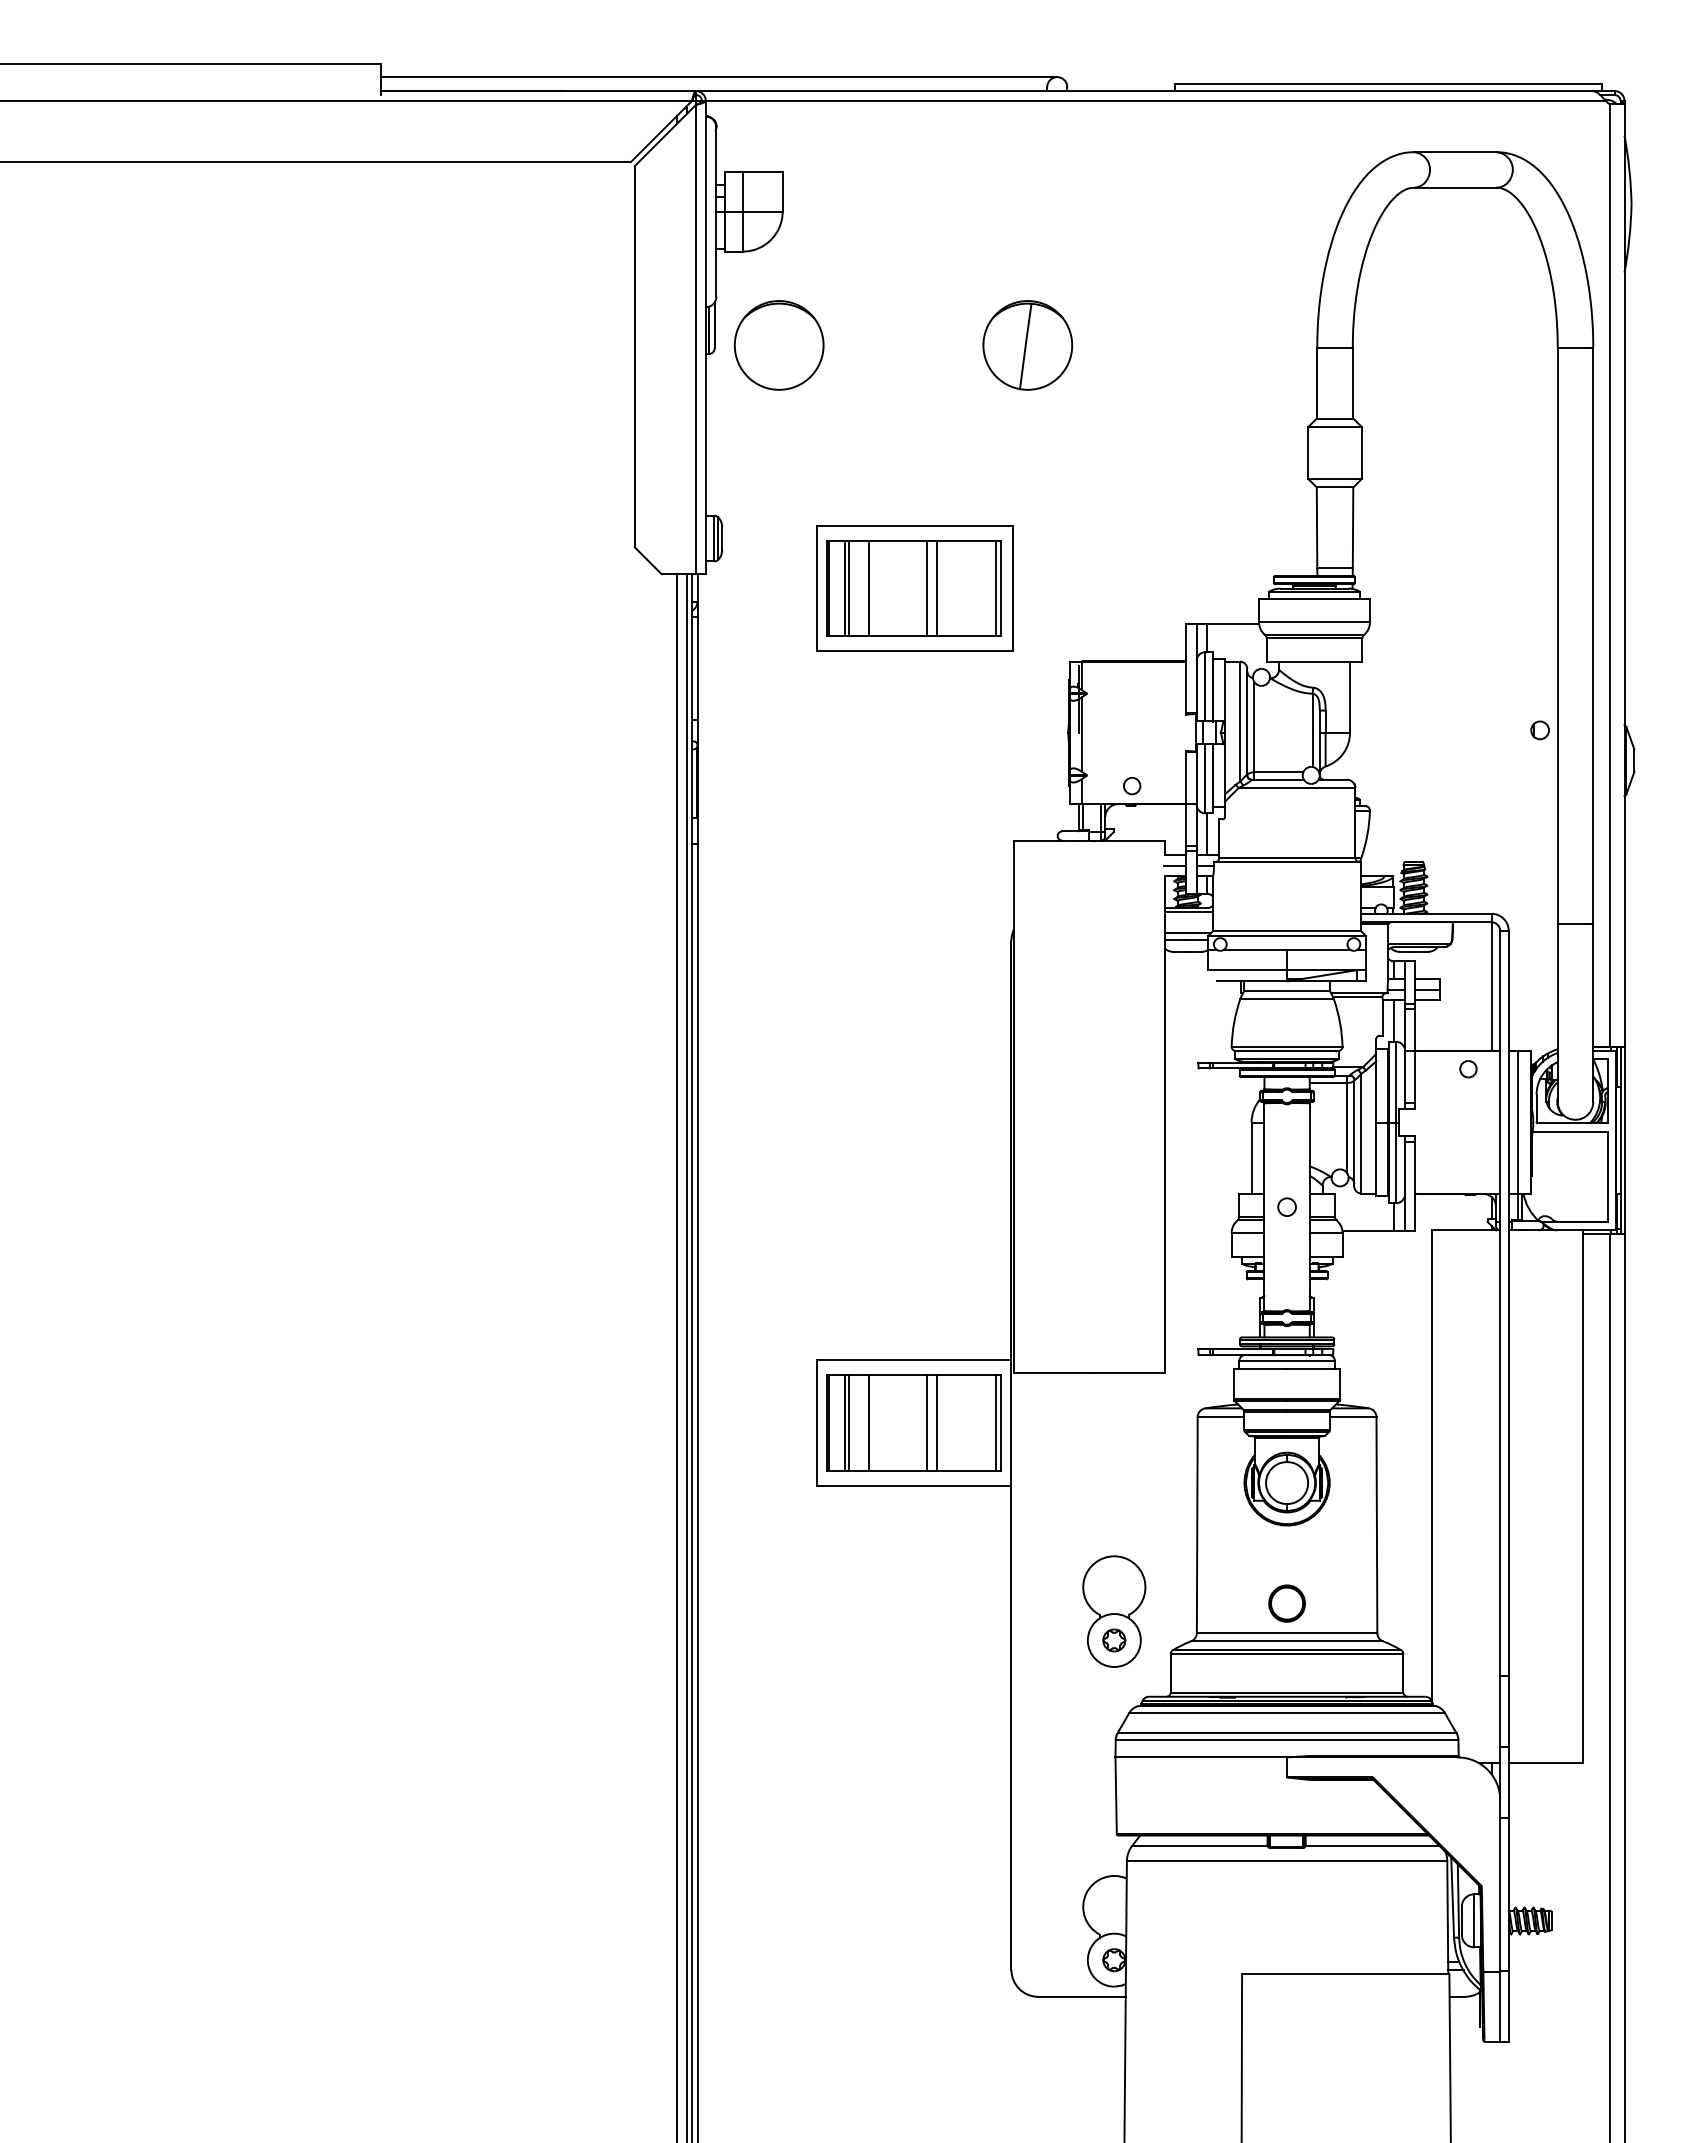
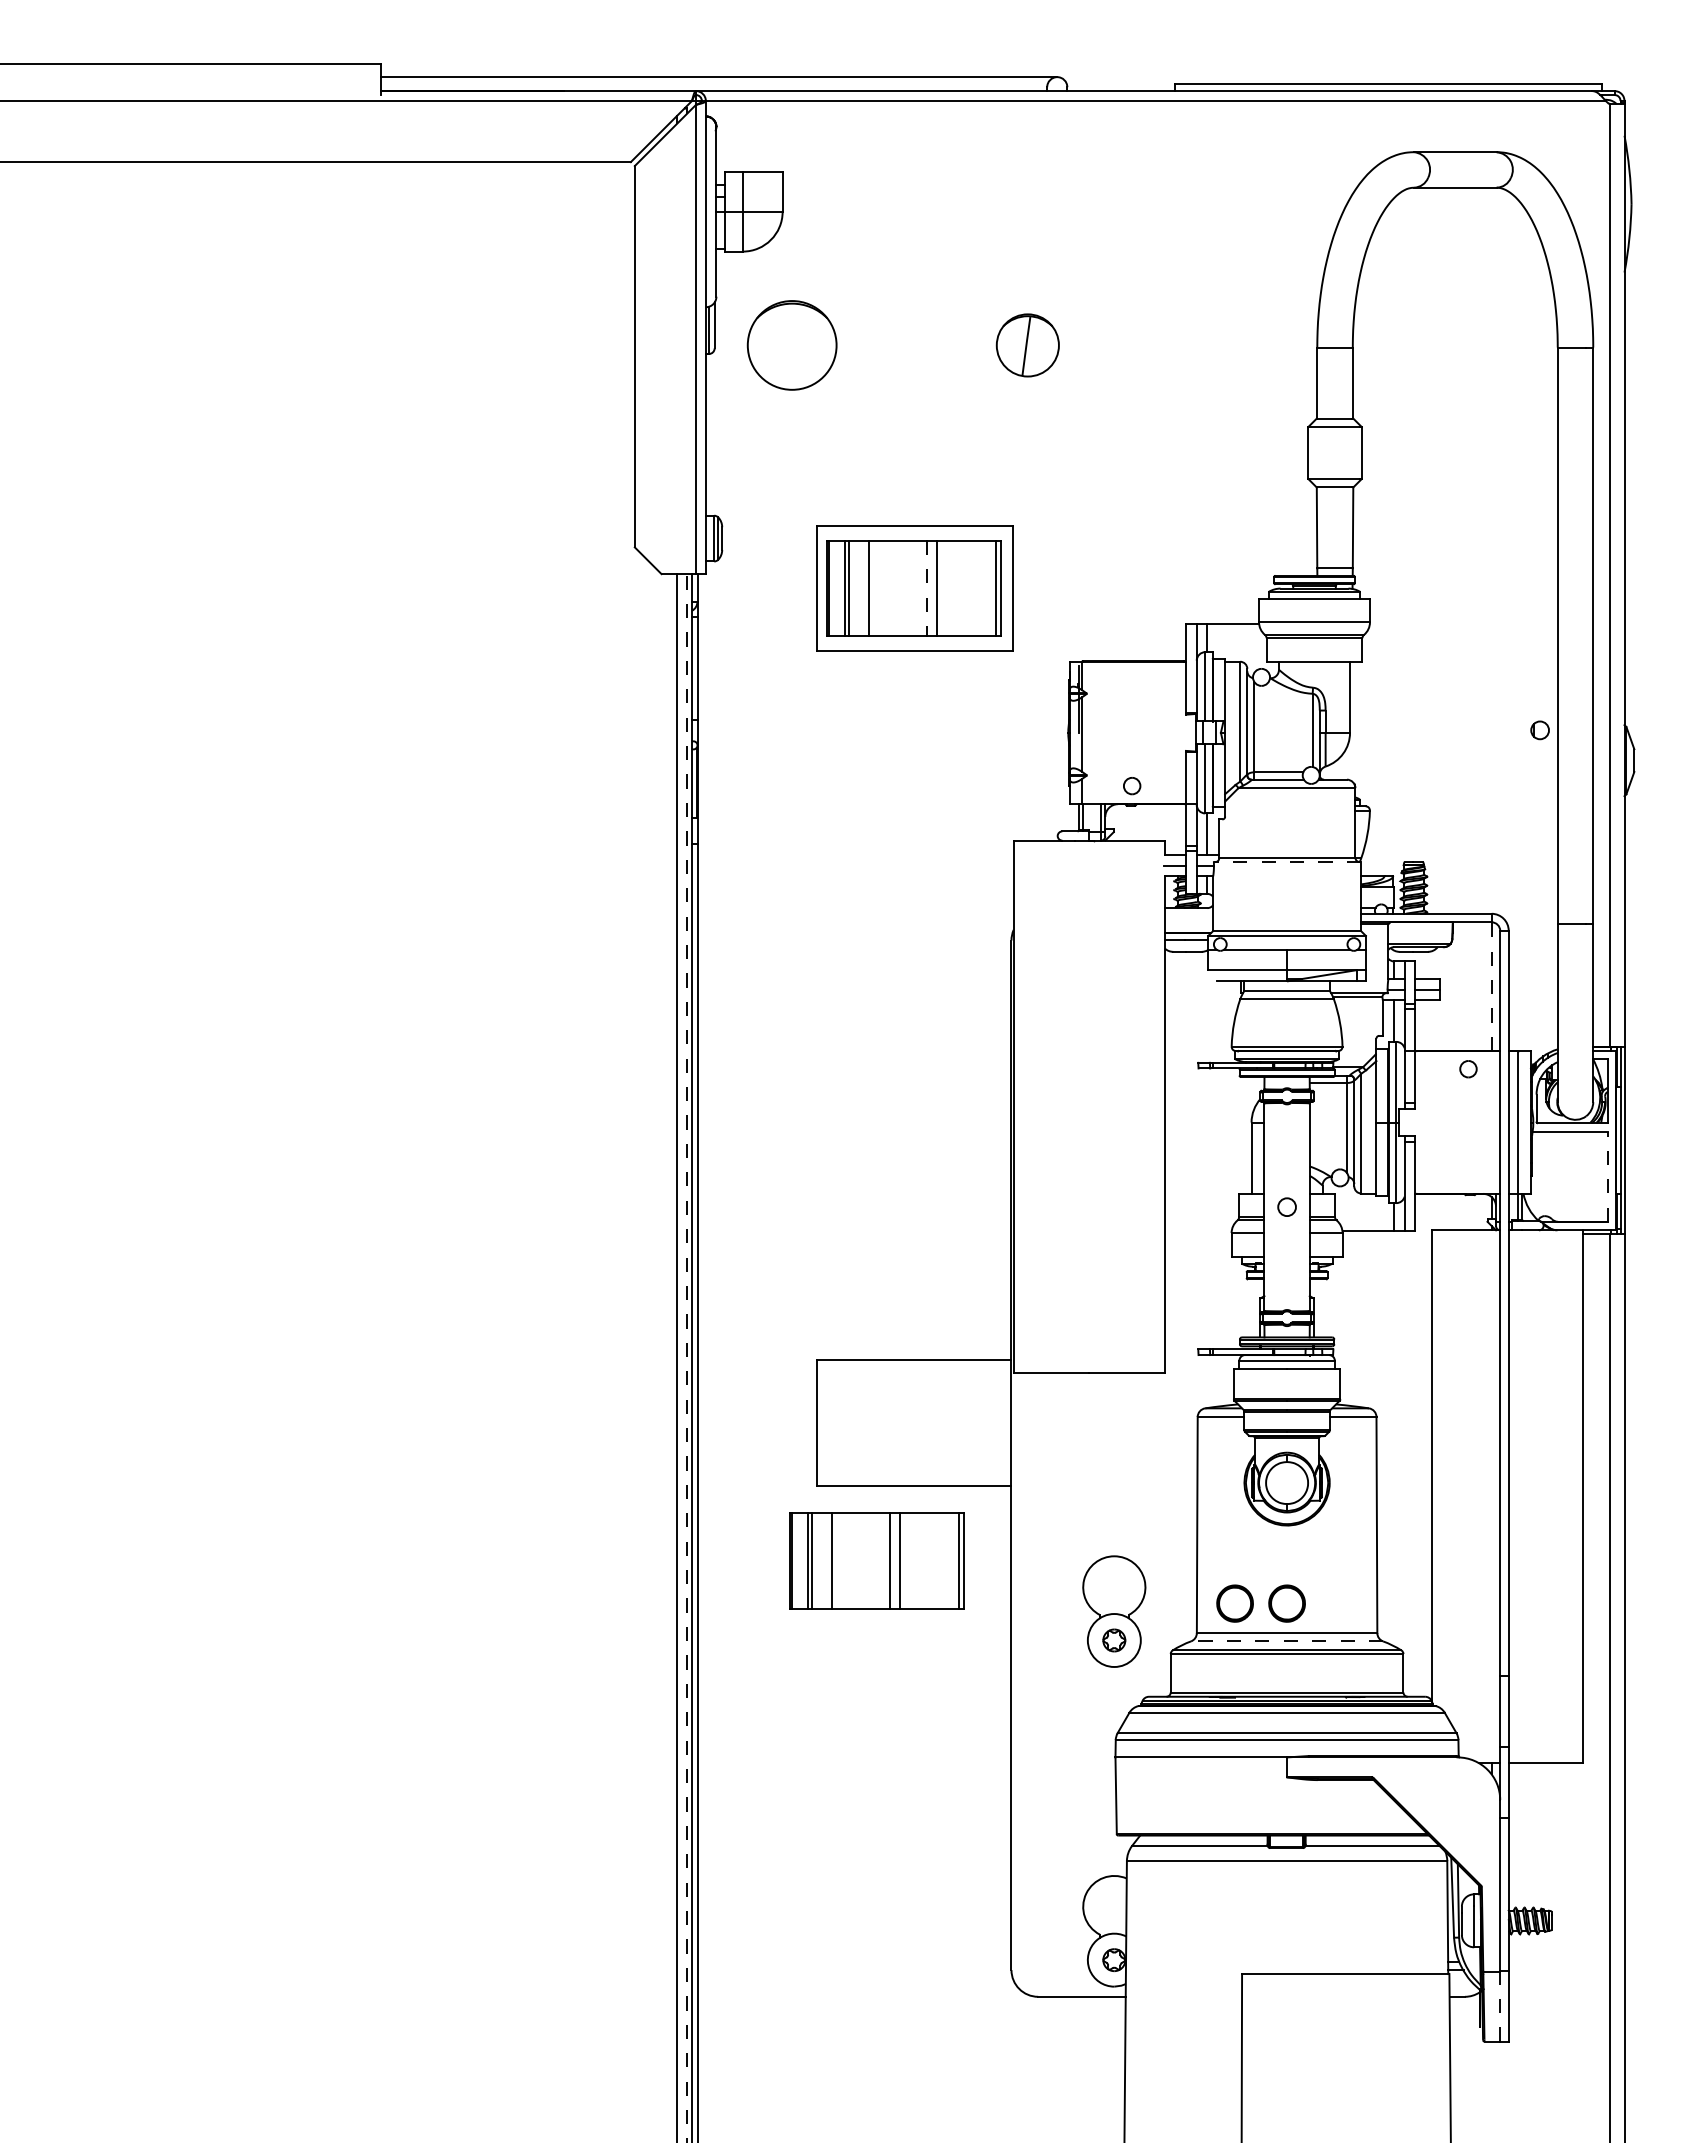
part position: (778, 345) -> (791, 345) (791, 345)
part size: 92x91 px -> 65x65 px (1027, 345)
line: solid -> dashed (927, 588)
line: solid -> dashed (1287, 862)
line: present -> none (1188, 911)
line: solid -> dashed (1491, 986)
line: solid -> dashed (1607, 1176)
line: solid -> dashed (687, 1358)
part position: (913, 1422) -> (876, 1560) (876, 1560)
part: none -> present (1234, 1603)
line: solid -> dashed (1286, 1641)
line: solid -> dashed (1500, 2006)
